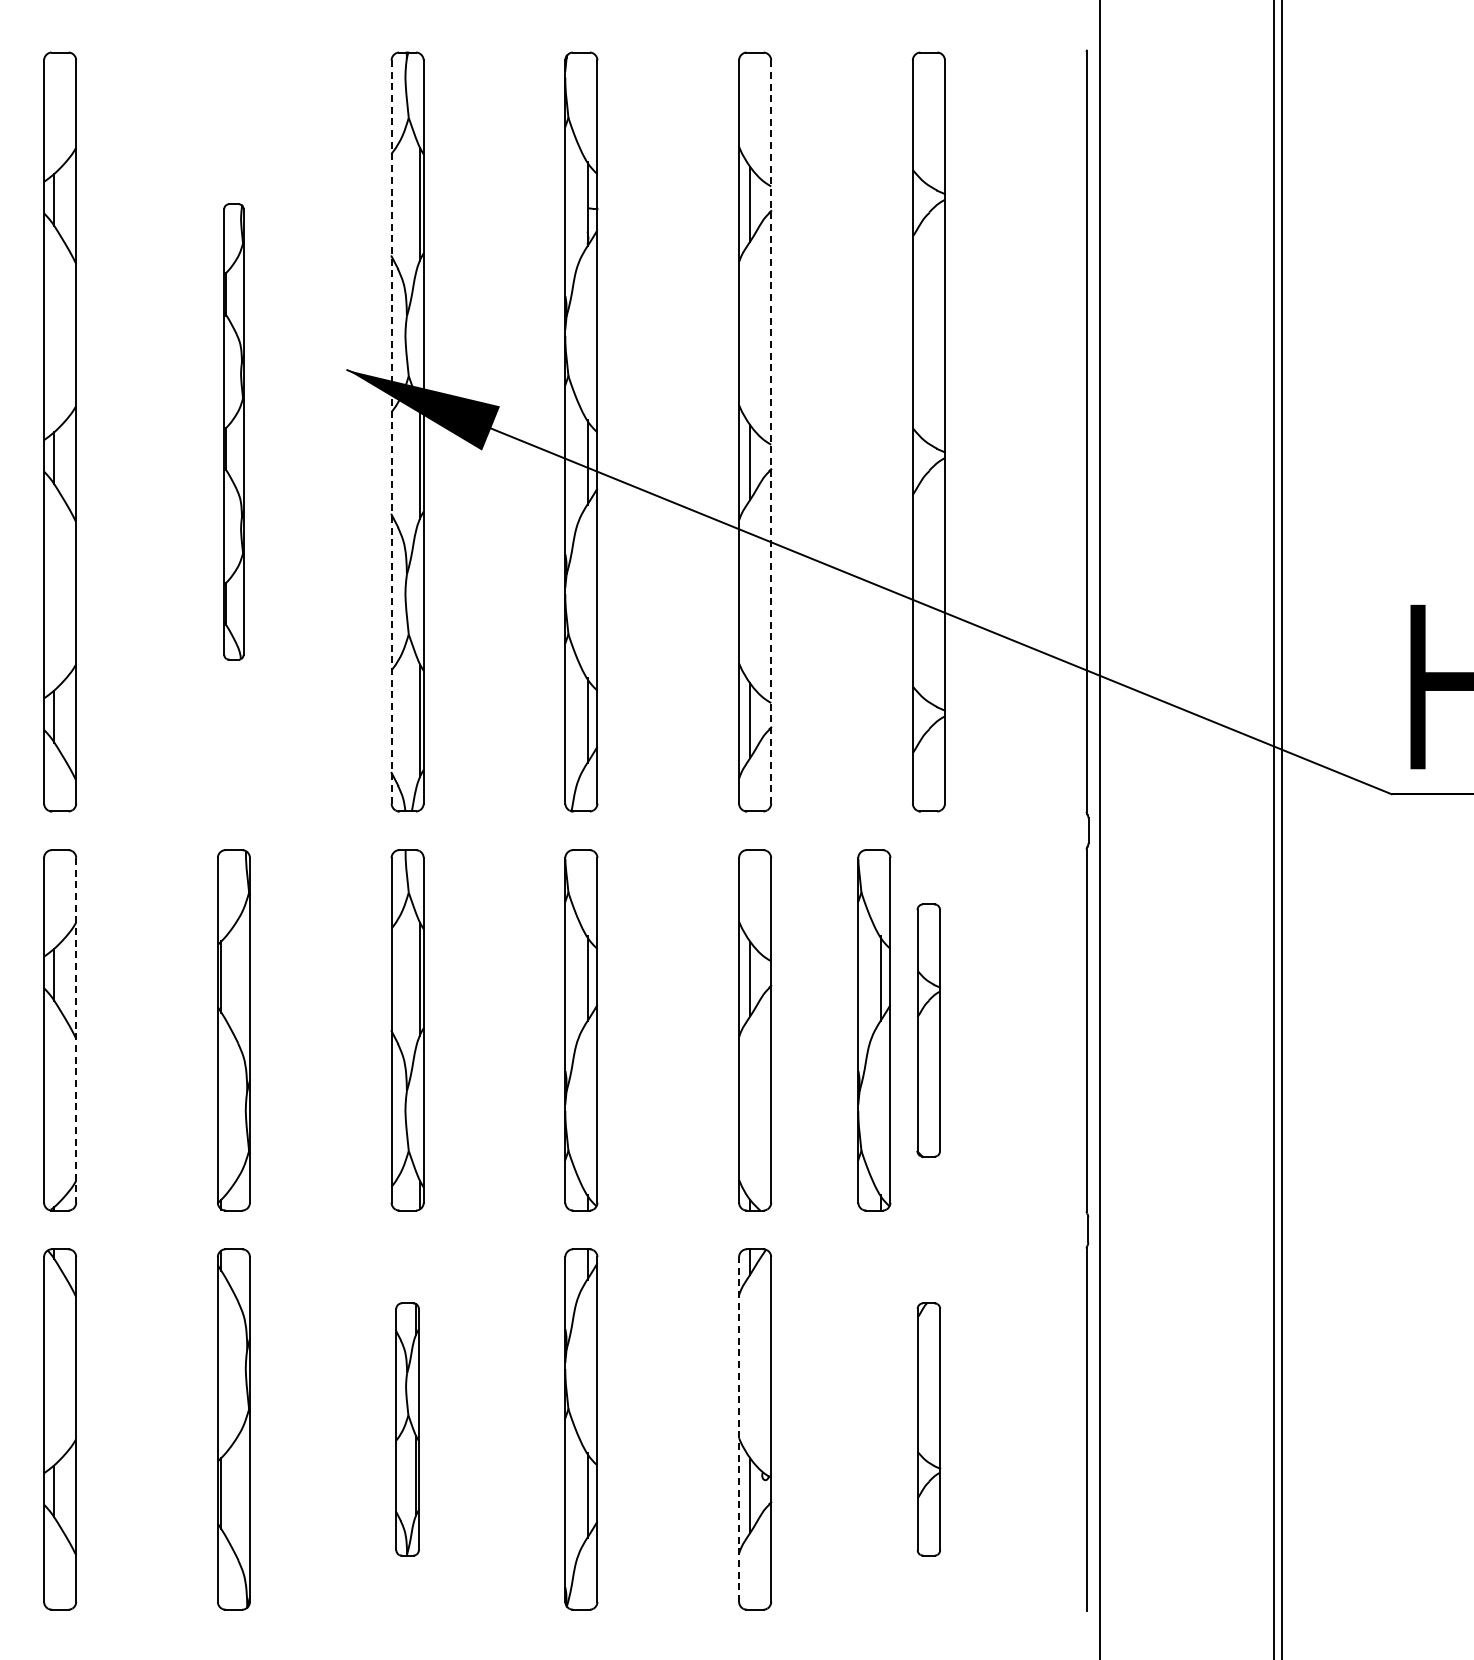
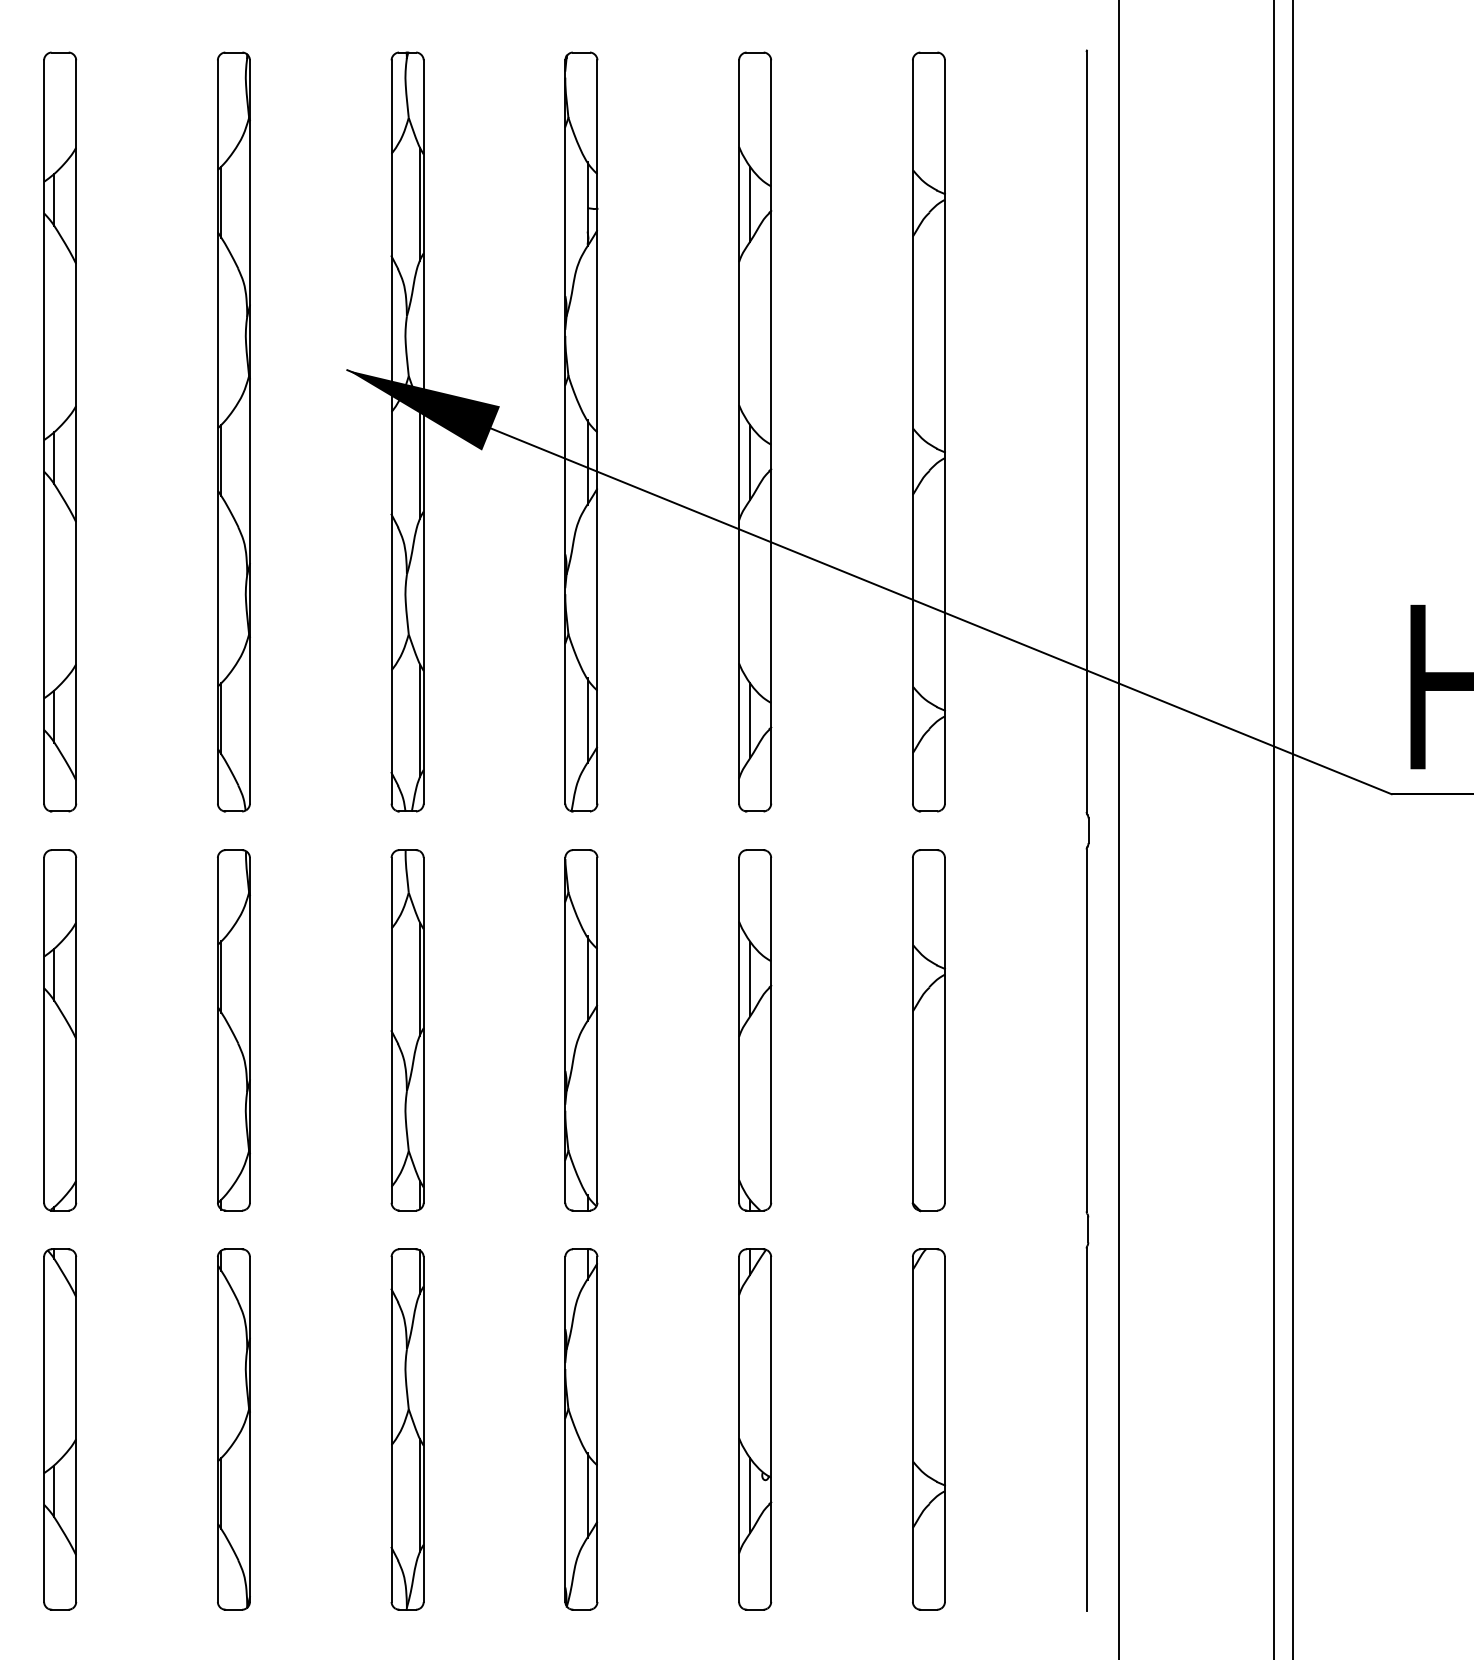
part size: 22x458 px -> 34x762 px (233, 431)
line: dashed -> solid (771, 431)
line: dashed -> solid (391, 432)
line position: (1100, 829) -> (1119, 829) (1119, 829)
line position: (1282, 829) -> (1293, 829) (1293, 829)
line: dashed -> solid (76, 1030)
part: present -> none (874, 1030)
part size: 25x256 px -> 35x364 px (928, 1030)
part size: 25x255 px -> 35x363 px (407, 1429)
line: dashed -> solid (739, 1429)
part size: 26x255 px -> 34x363 px (928, 1429)
